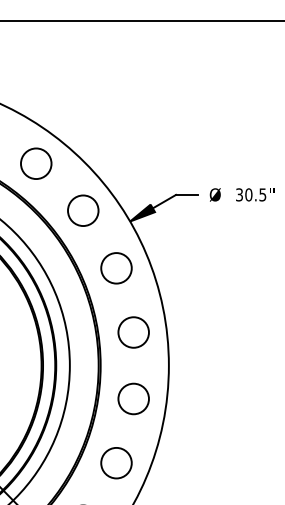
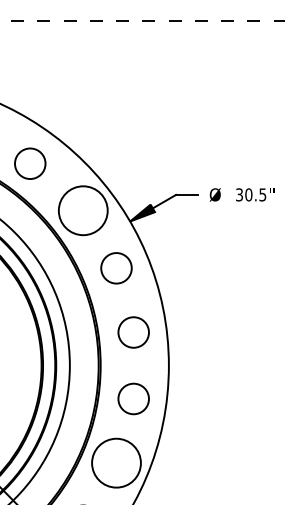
line: solid -> dashed (142, 21)
circle position: (36, 163) -> (30, 163) (30, 163)
circle diameter: 31 px -> 49 px (82, 210)
circle diameter: 31 px -> 49 px (116, 462)
